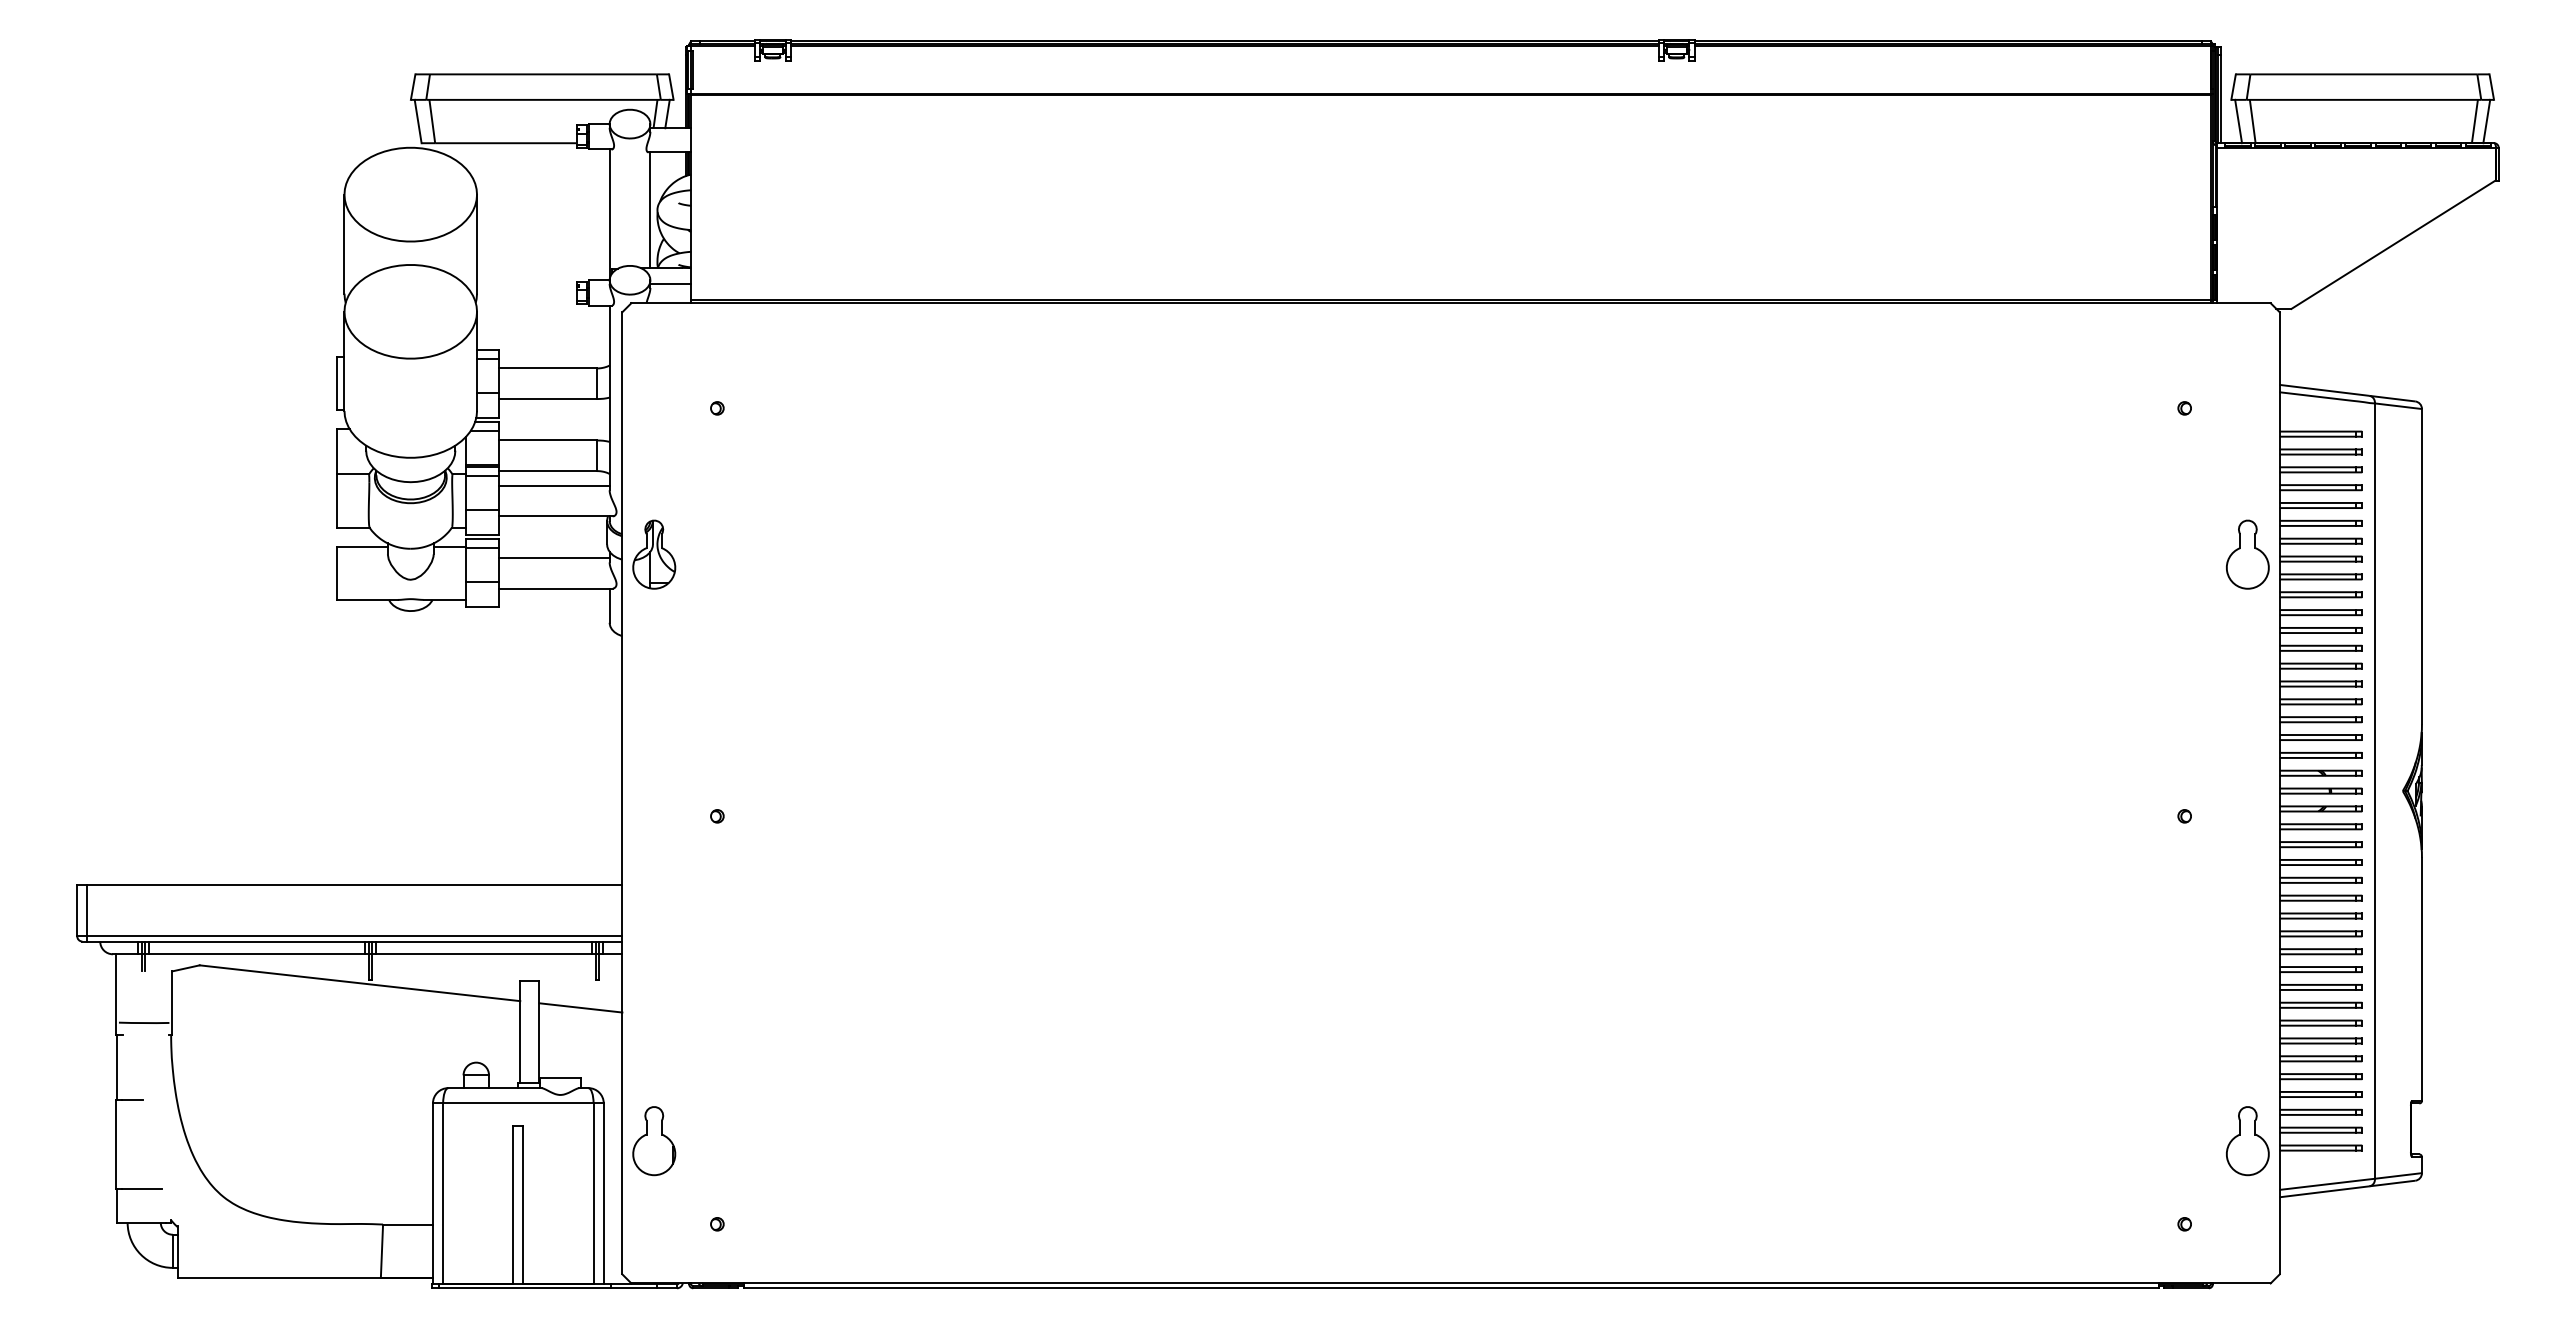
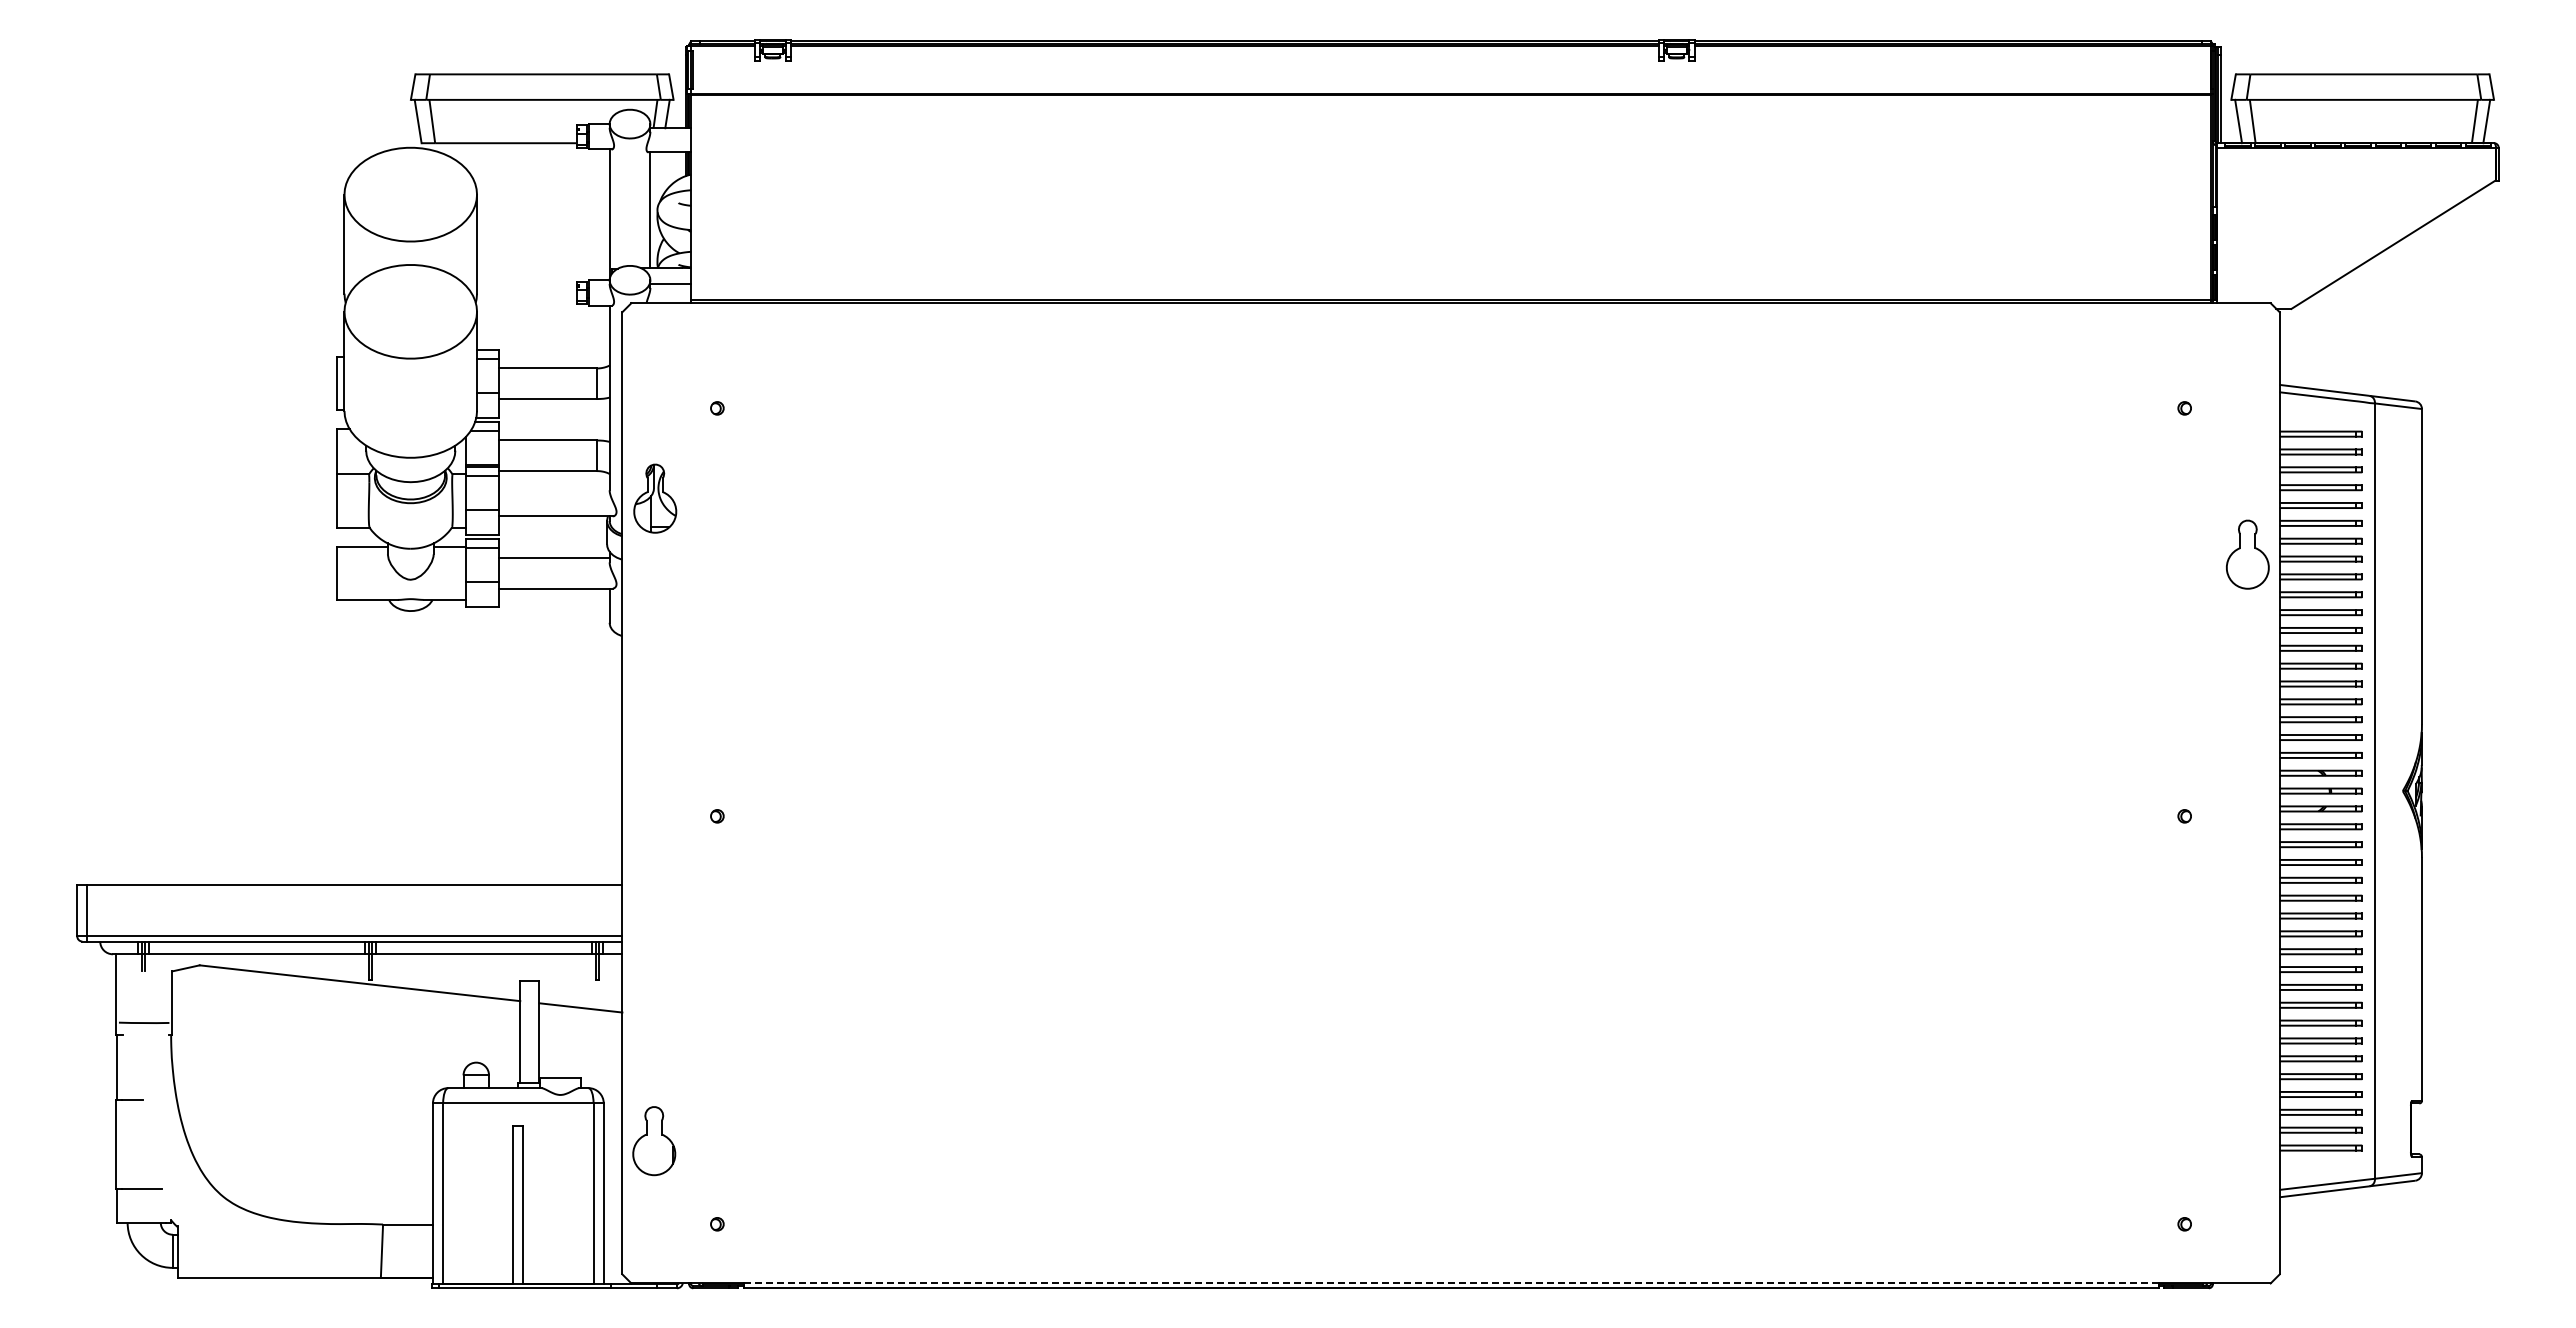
line: present -> none (553, 485)
part position: (654, 554) -> (655, 498) (655, 498)
part: present -> none (2247, 1141)
line: solid -> dashed (1451, 1283)
